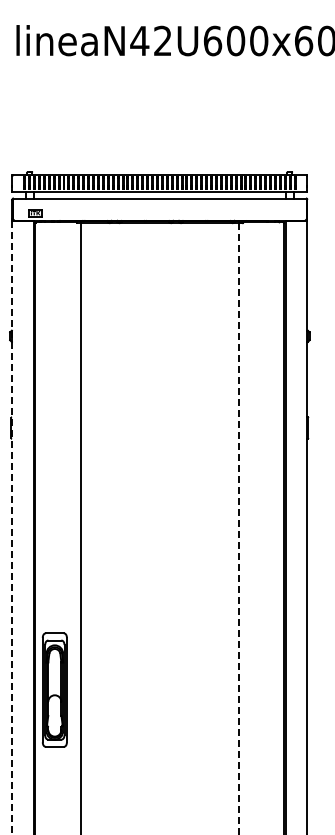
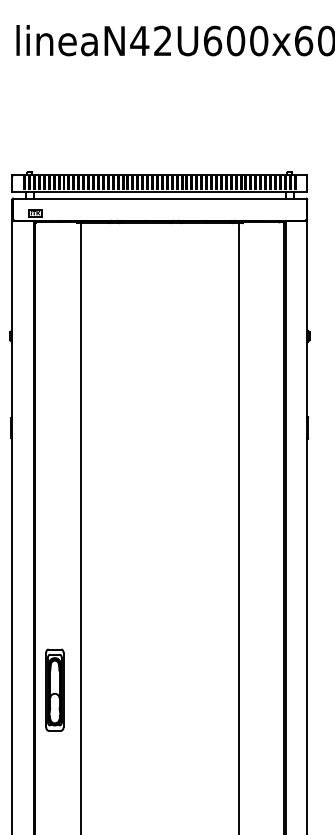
line: dashed -> solid (12, 527)
line: dashed -> solid (238, 529)
part size: 27x116 px -> 20x84 px (54, 689)
